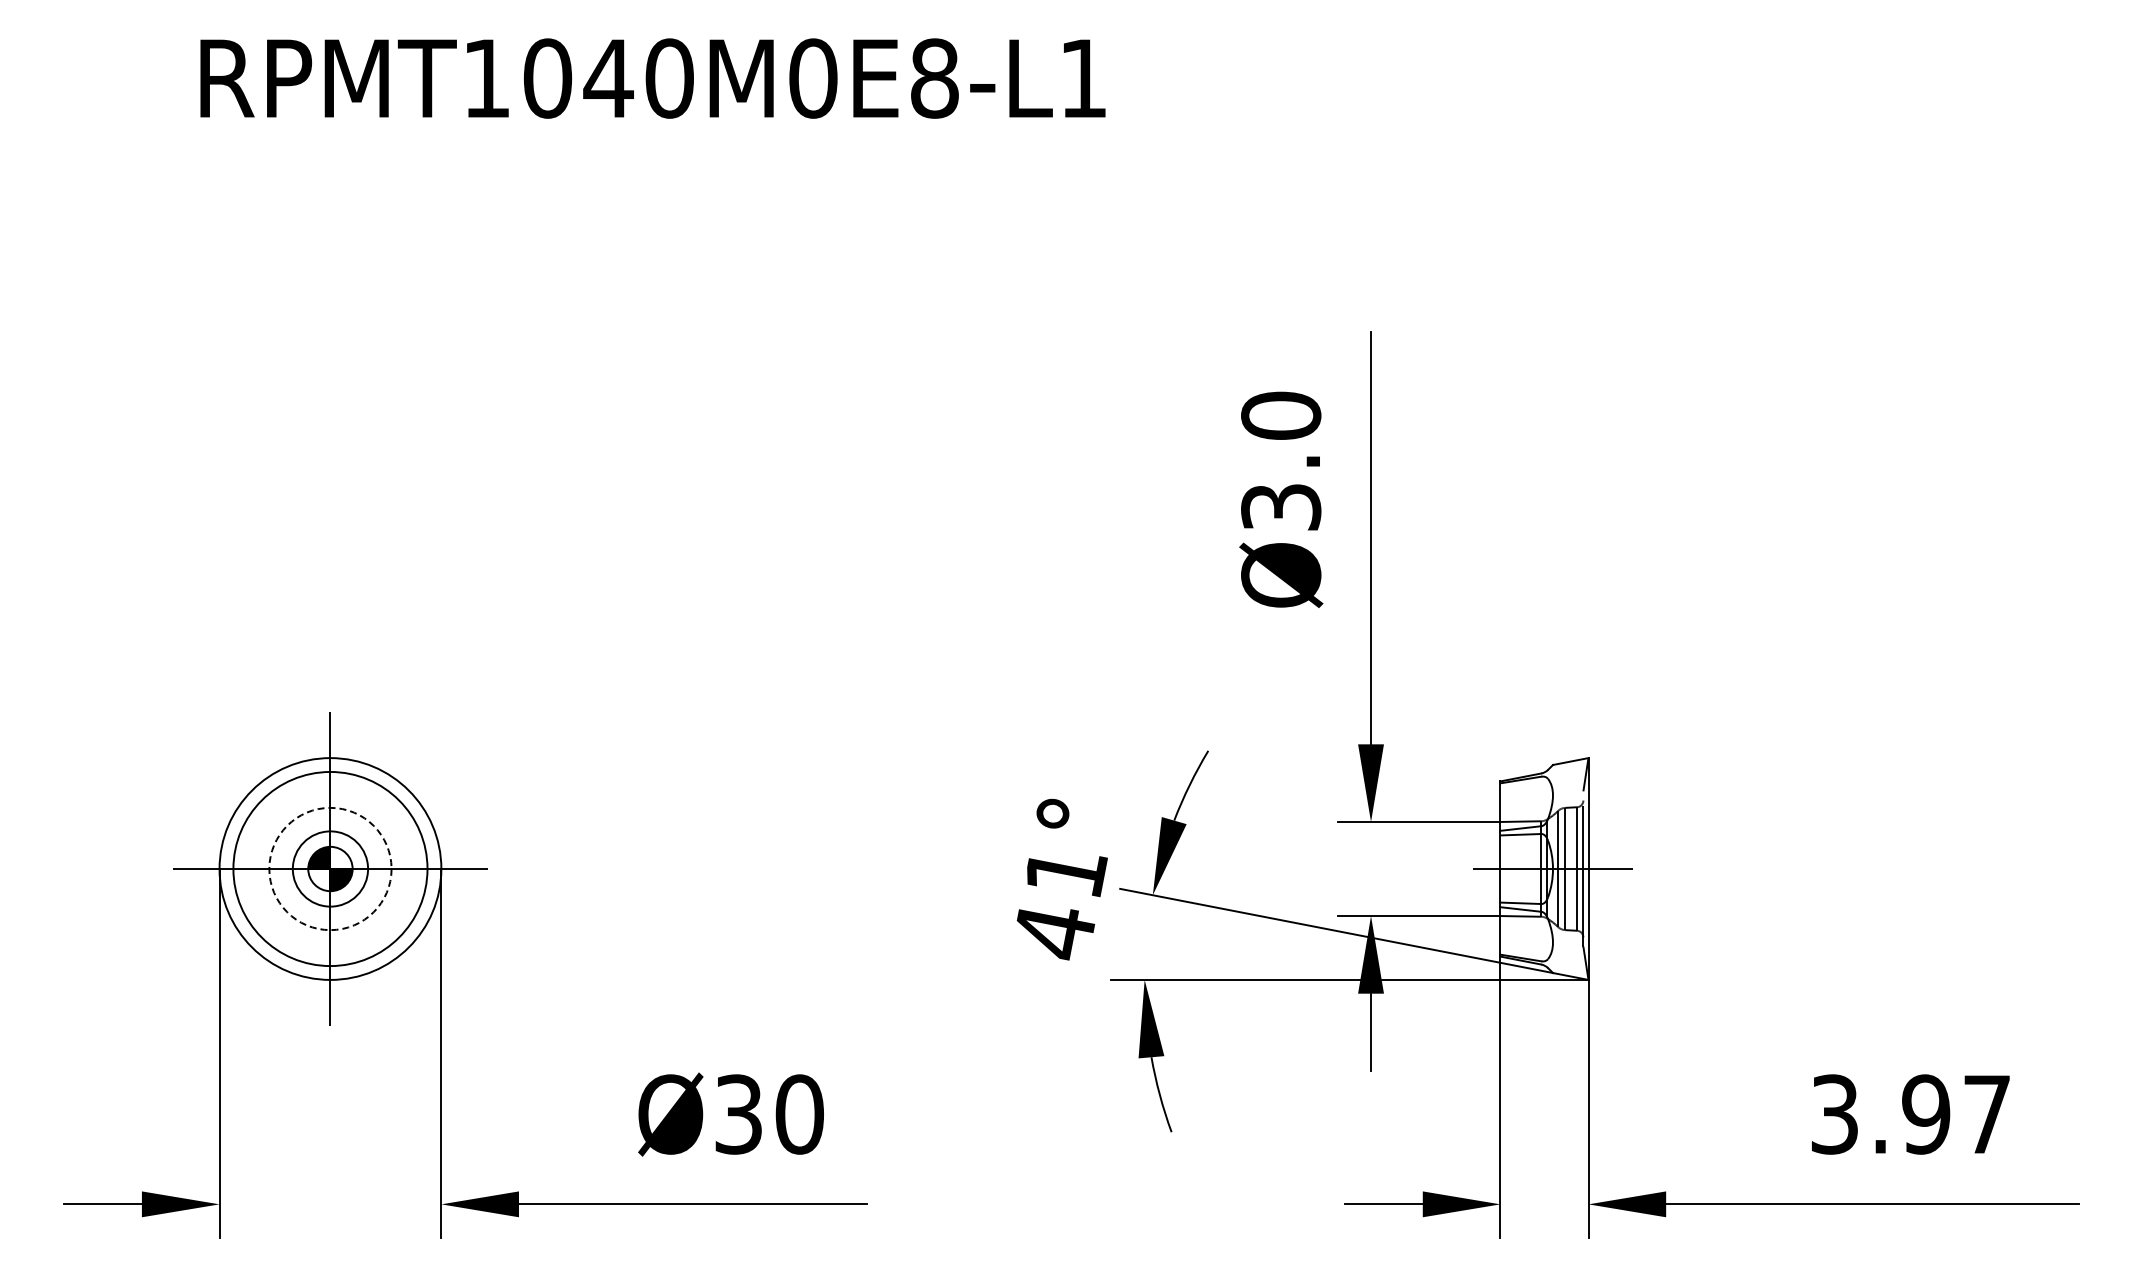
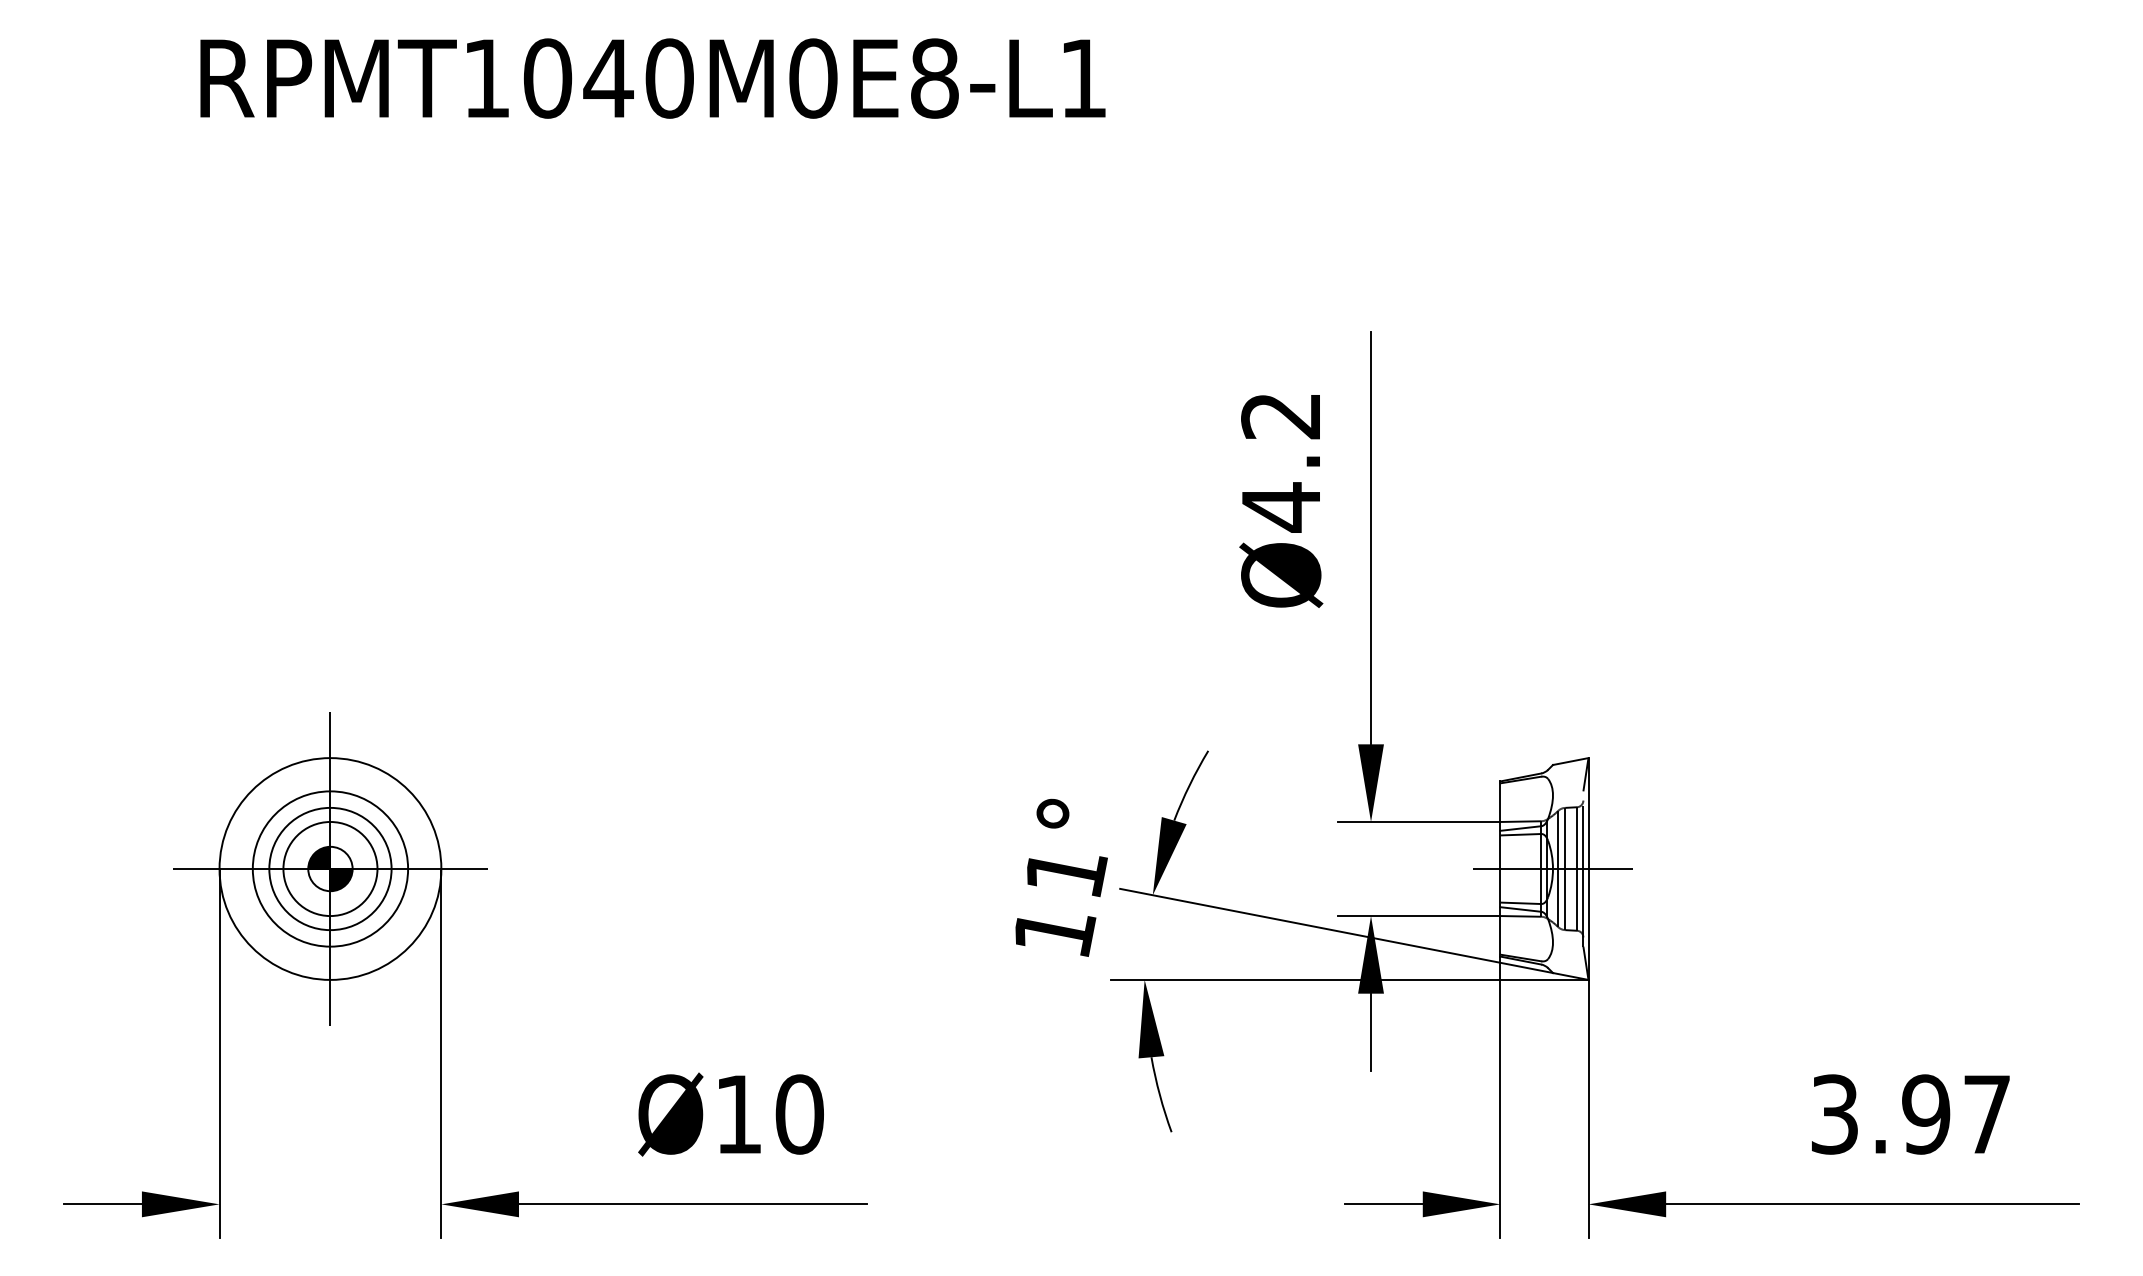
text: Ø3.0 -> Ø4.2 (1281, 461)
circle diameter: 194 px -> 155 px (330, 868)
circle diameter: 75 px -> 94 px (330, 868)
circle: dashed -> solid (330, 868)
text: 41° -> 11° (1055, 934)
text: Ø30 -> Ø10 (738, 1114)
